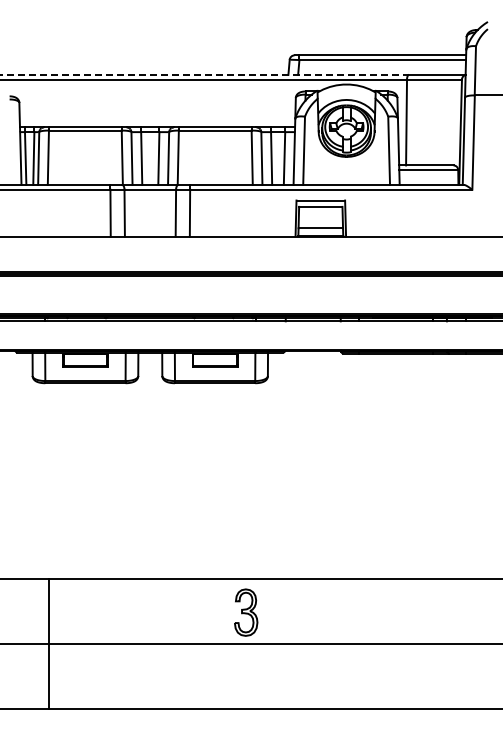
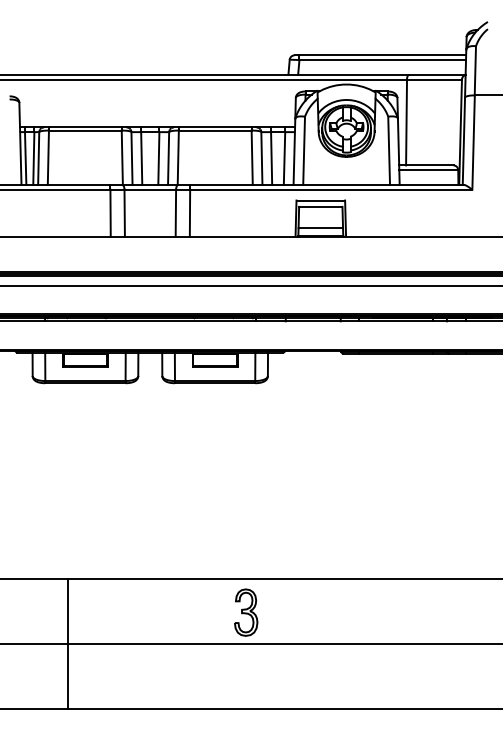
line: dashed -> solid (205, 74)
line: none -> present (250, 286)
line position: (48, 644) -> (67, 644) (67, 644)
